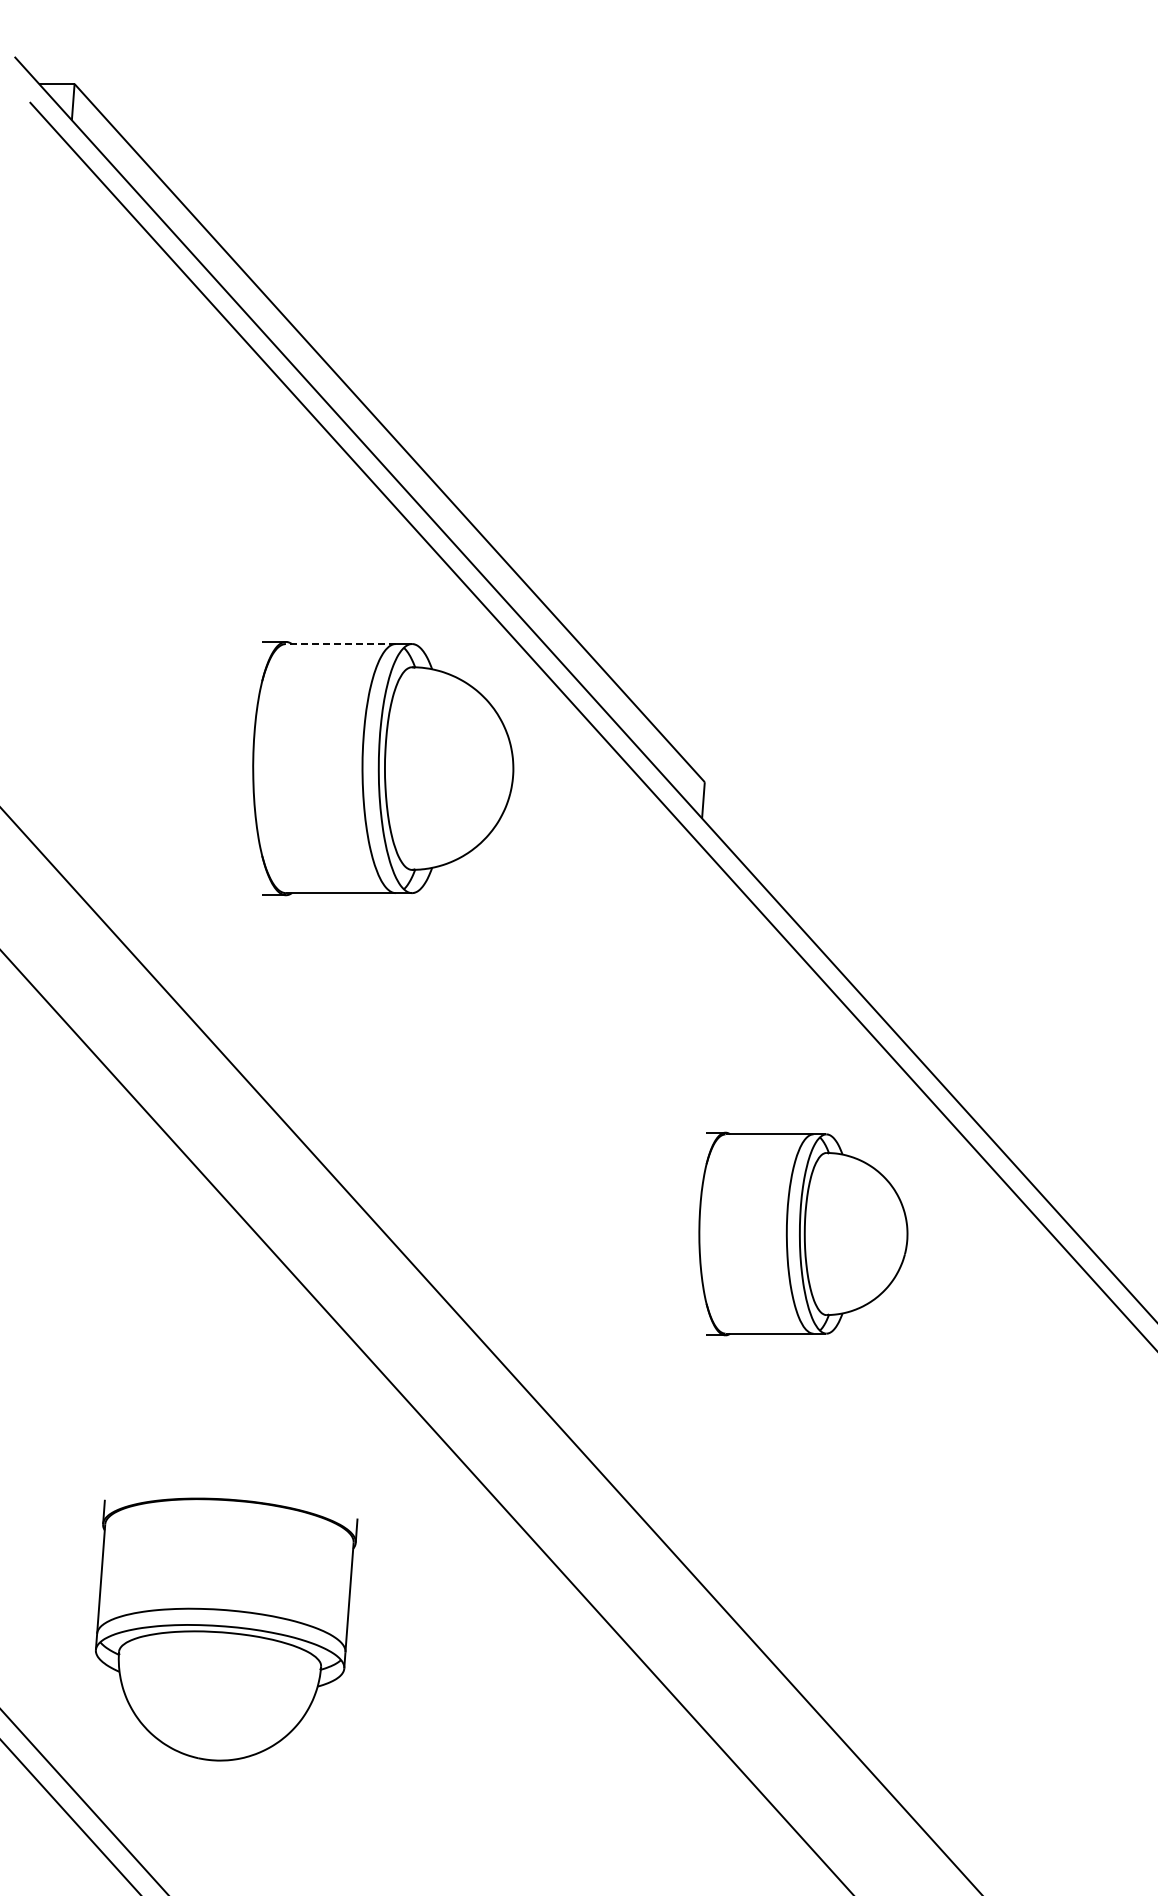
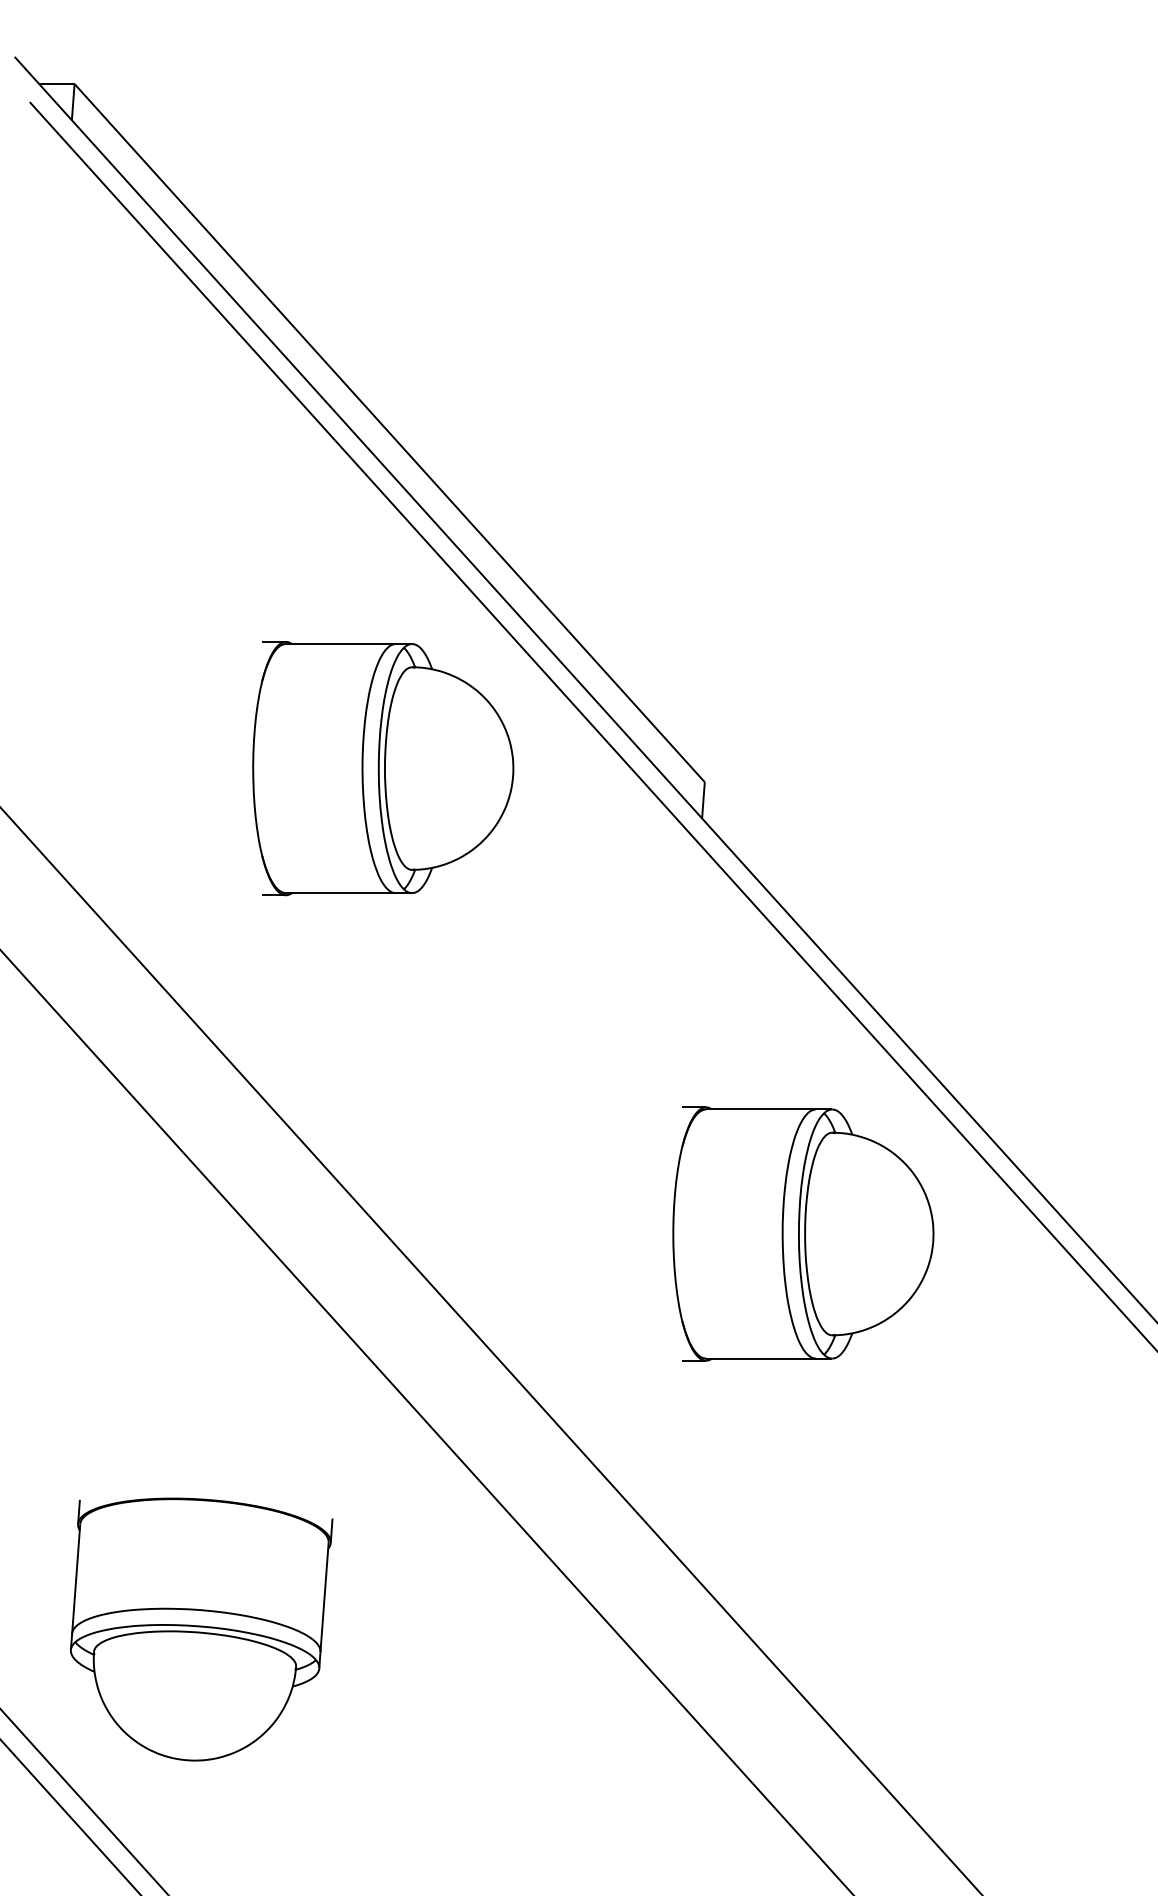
line: dashed -> solid (340, 644)
part size: 211x206 px -> 263x256 px (803, 1233)
part position: (226, 1629) -> (201, 1629) (201, 1629)
